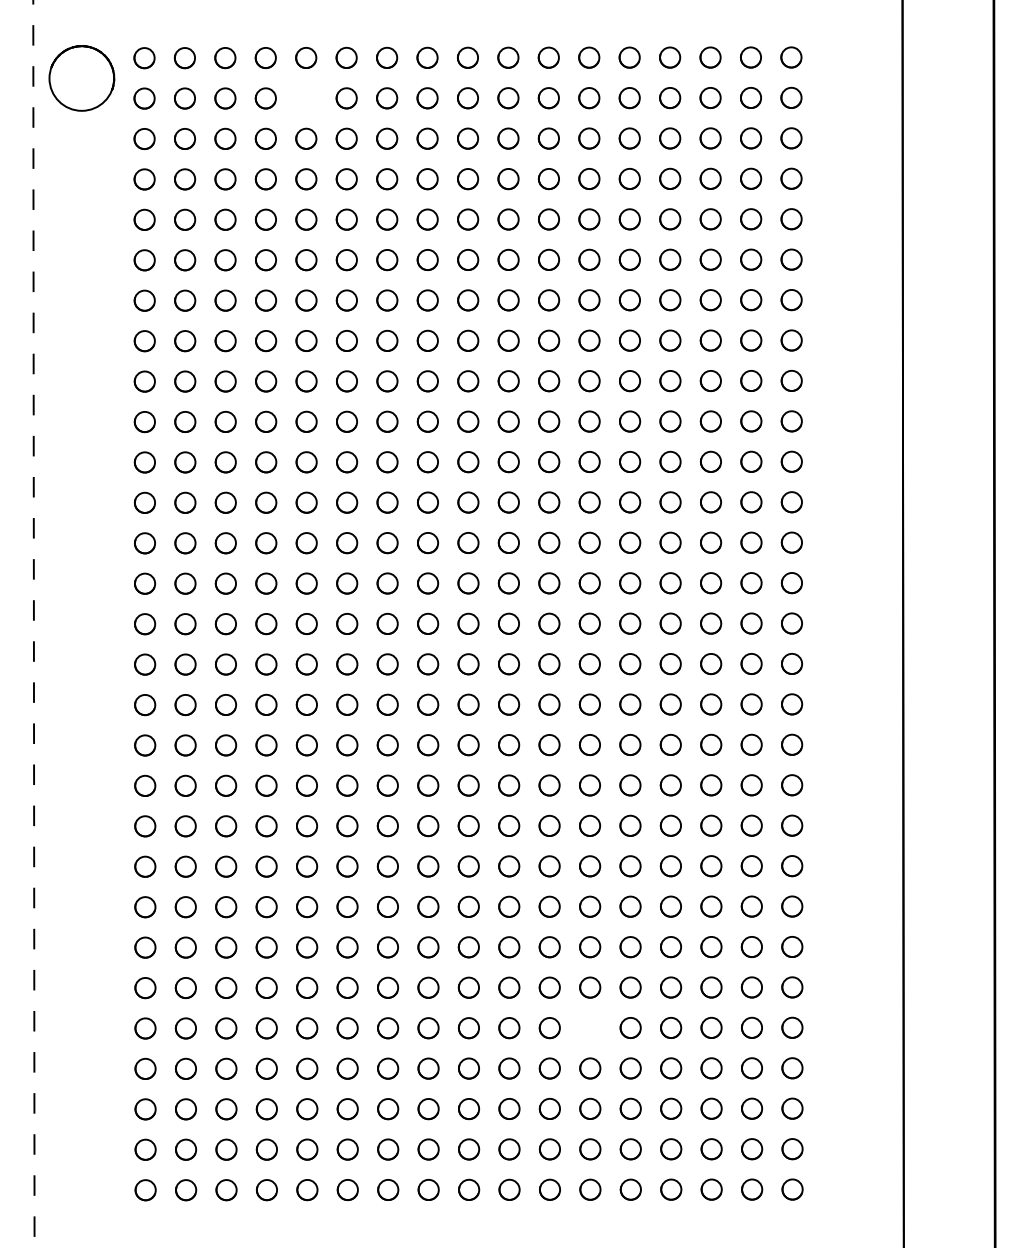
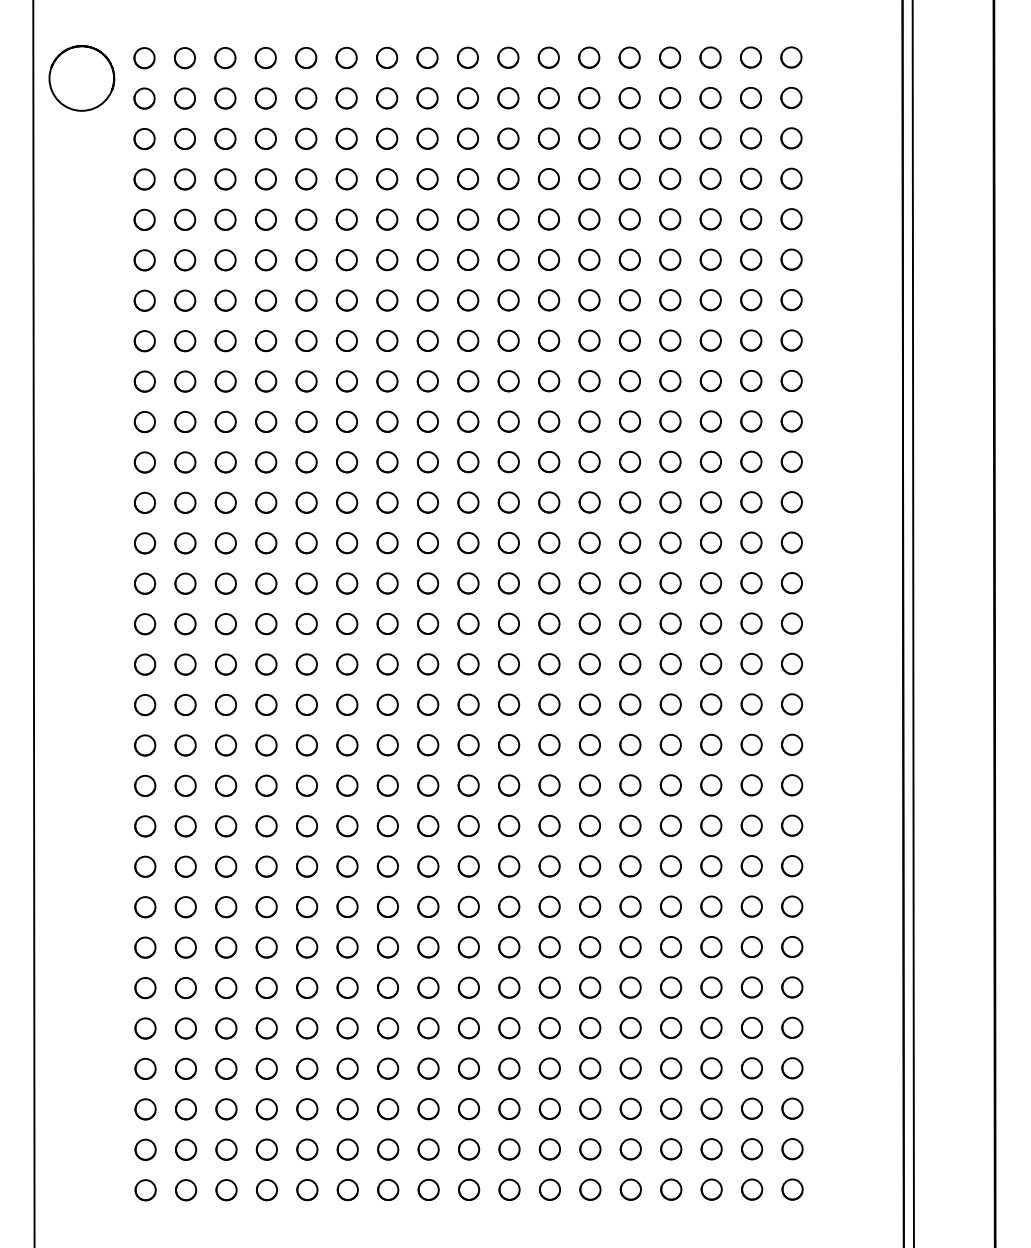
circle: none -> present (306, 98)
line: none -> present (912, 623)
line: dashed -> solid (33, 624)
circle: none -> present (590, 1028)
